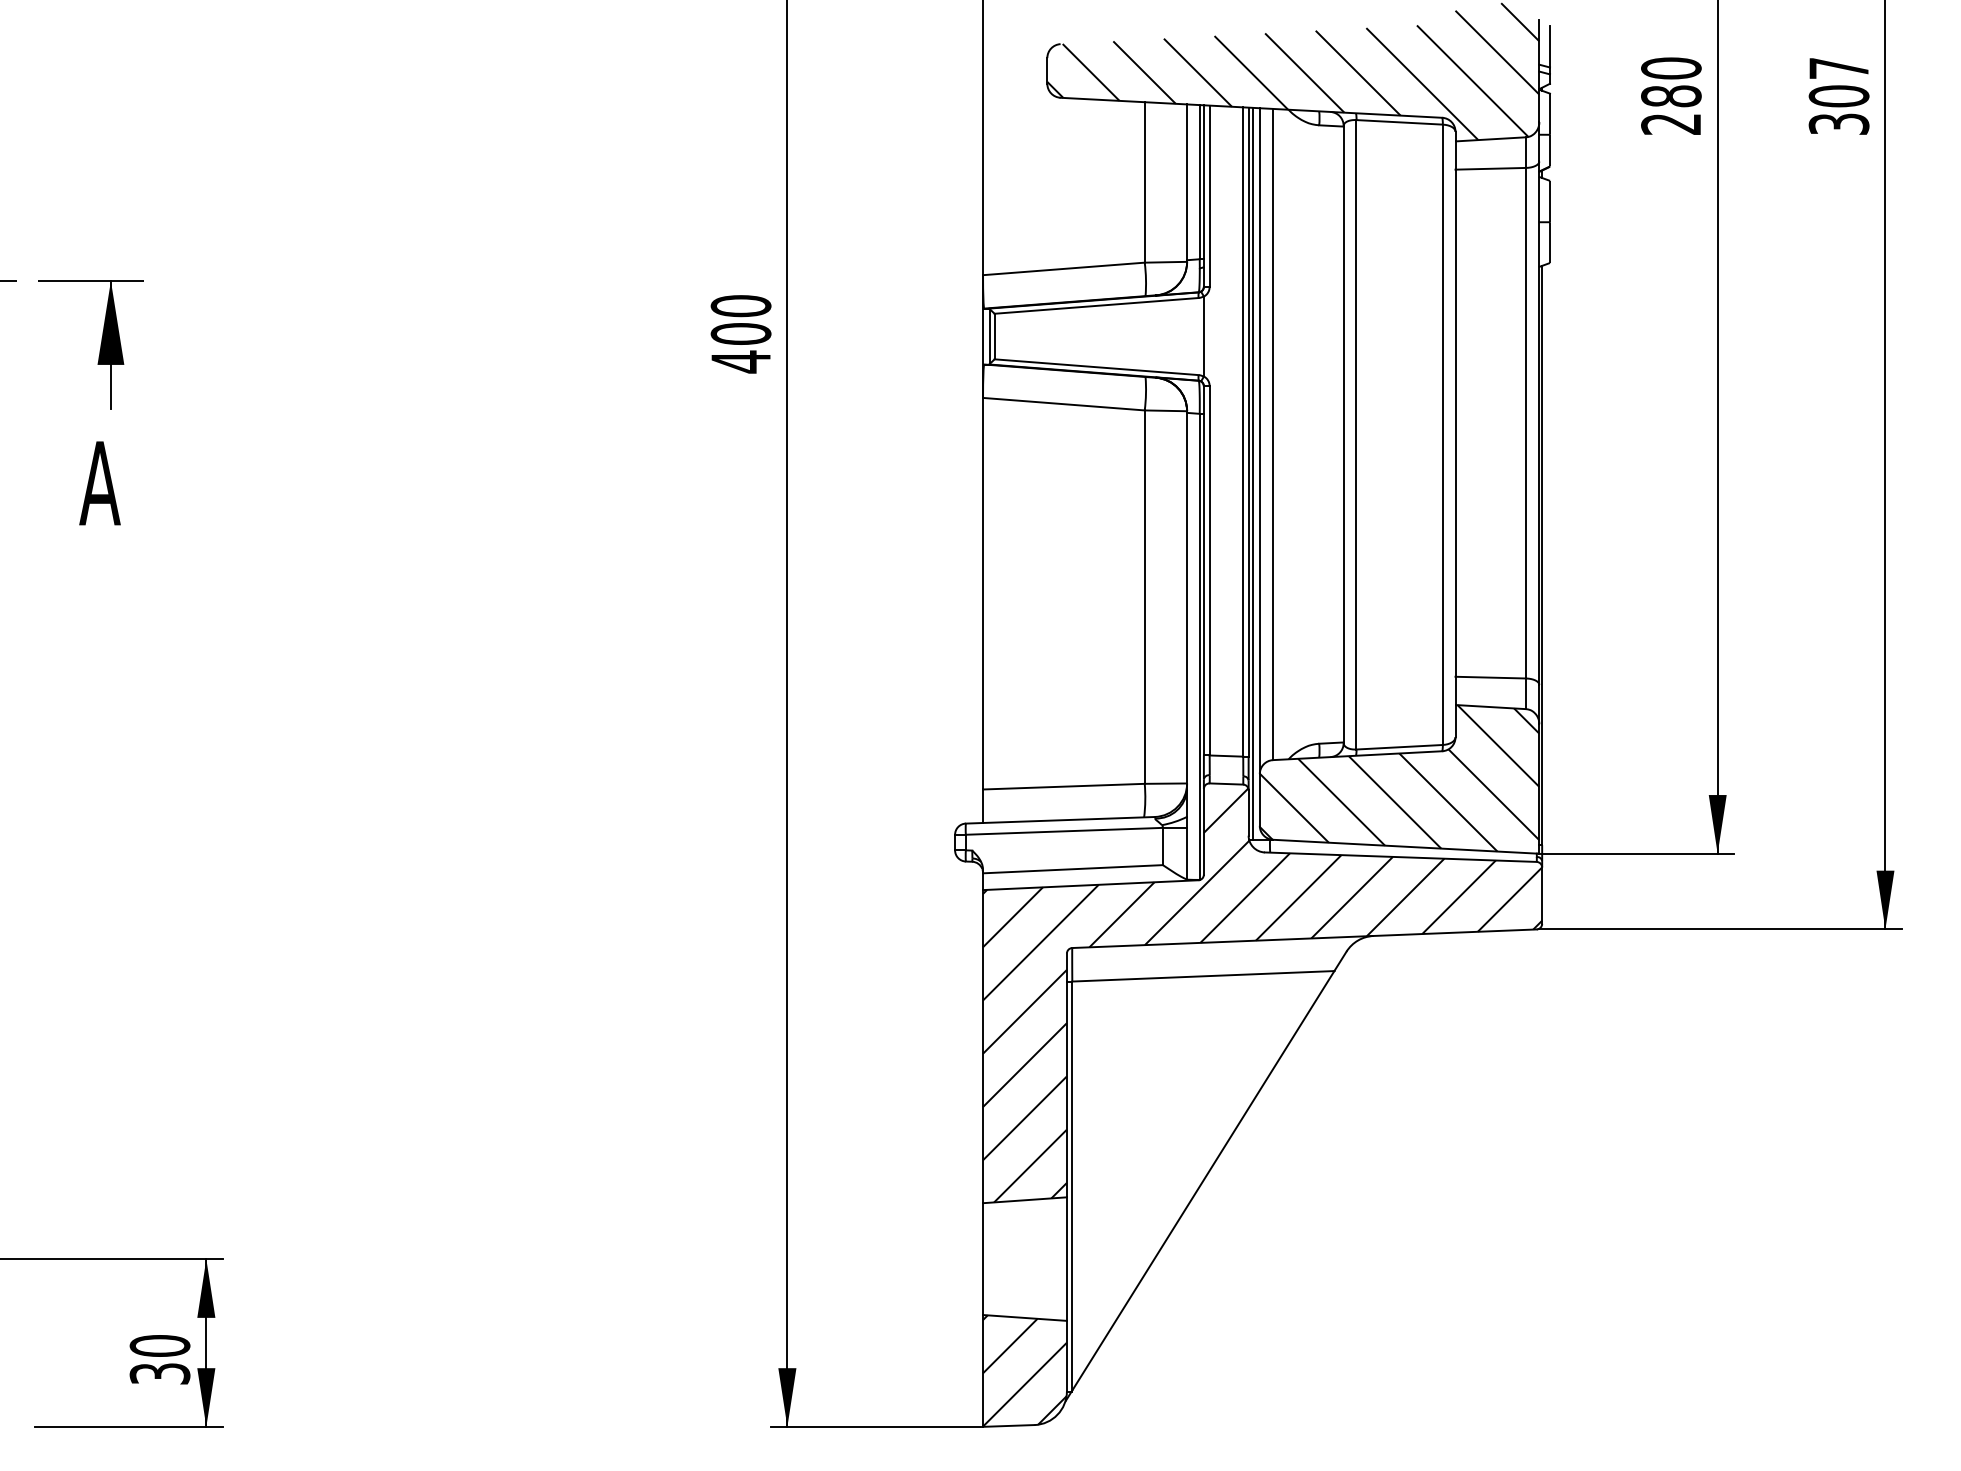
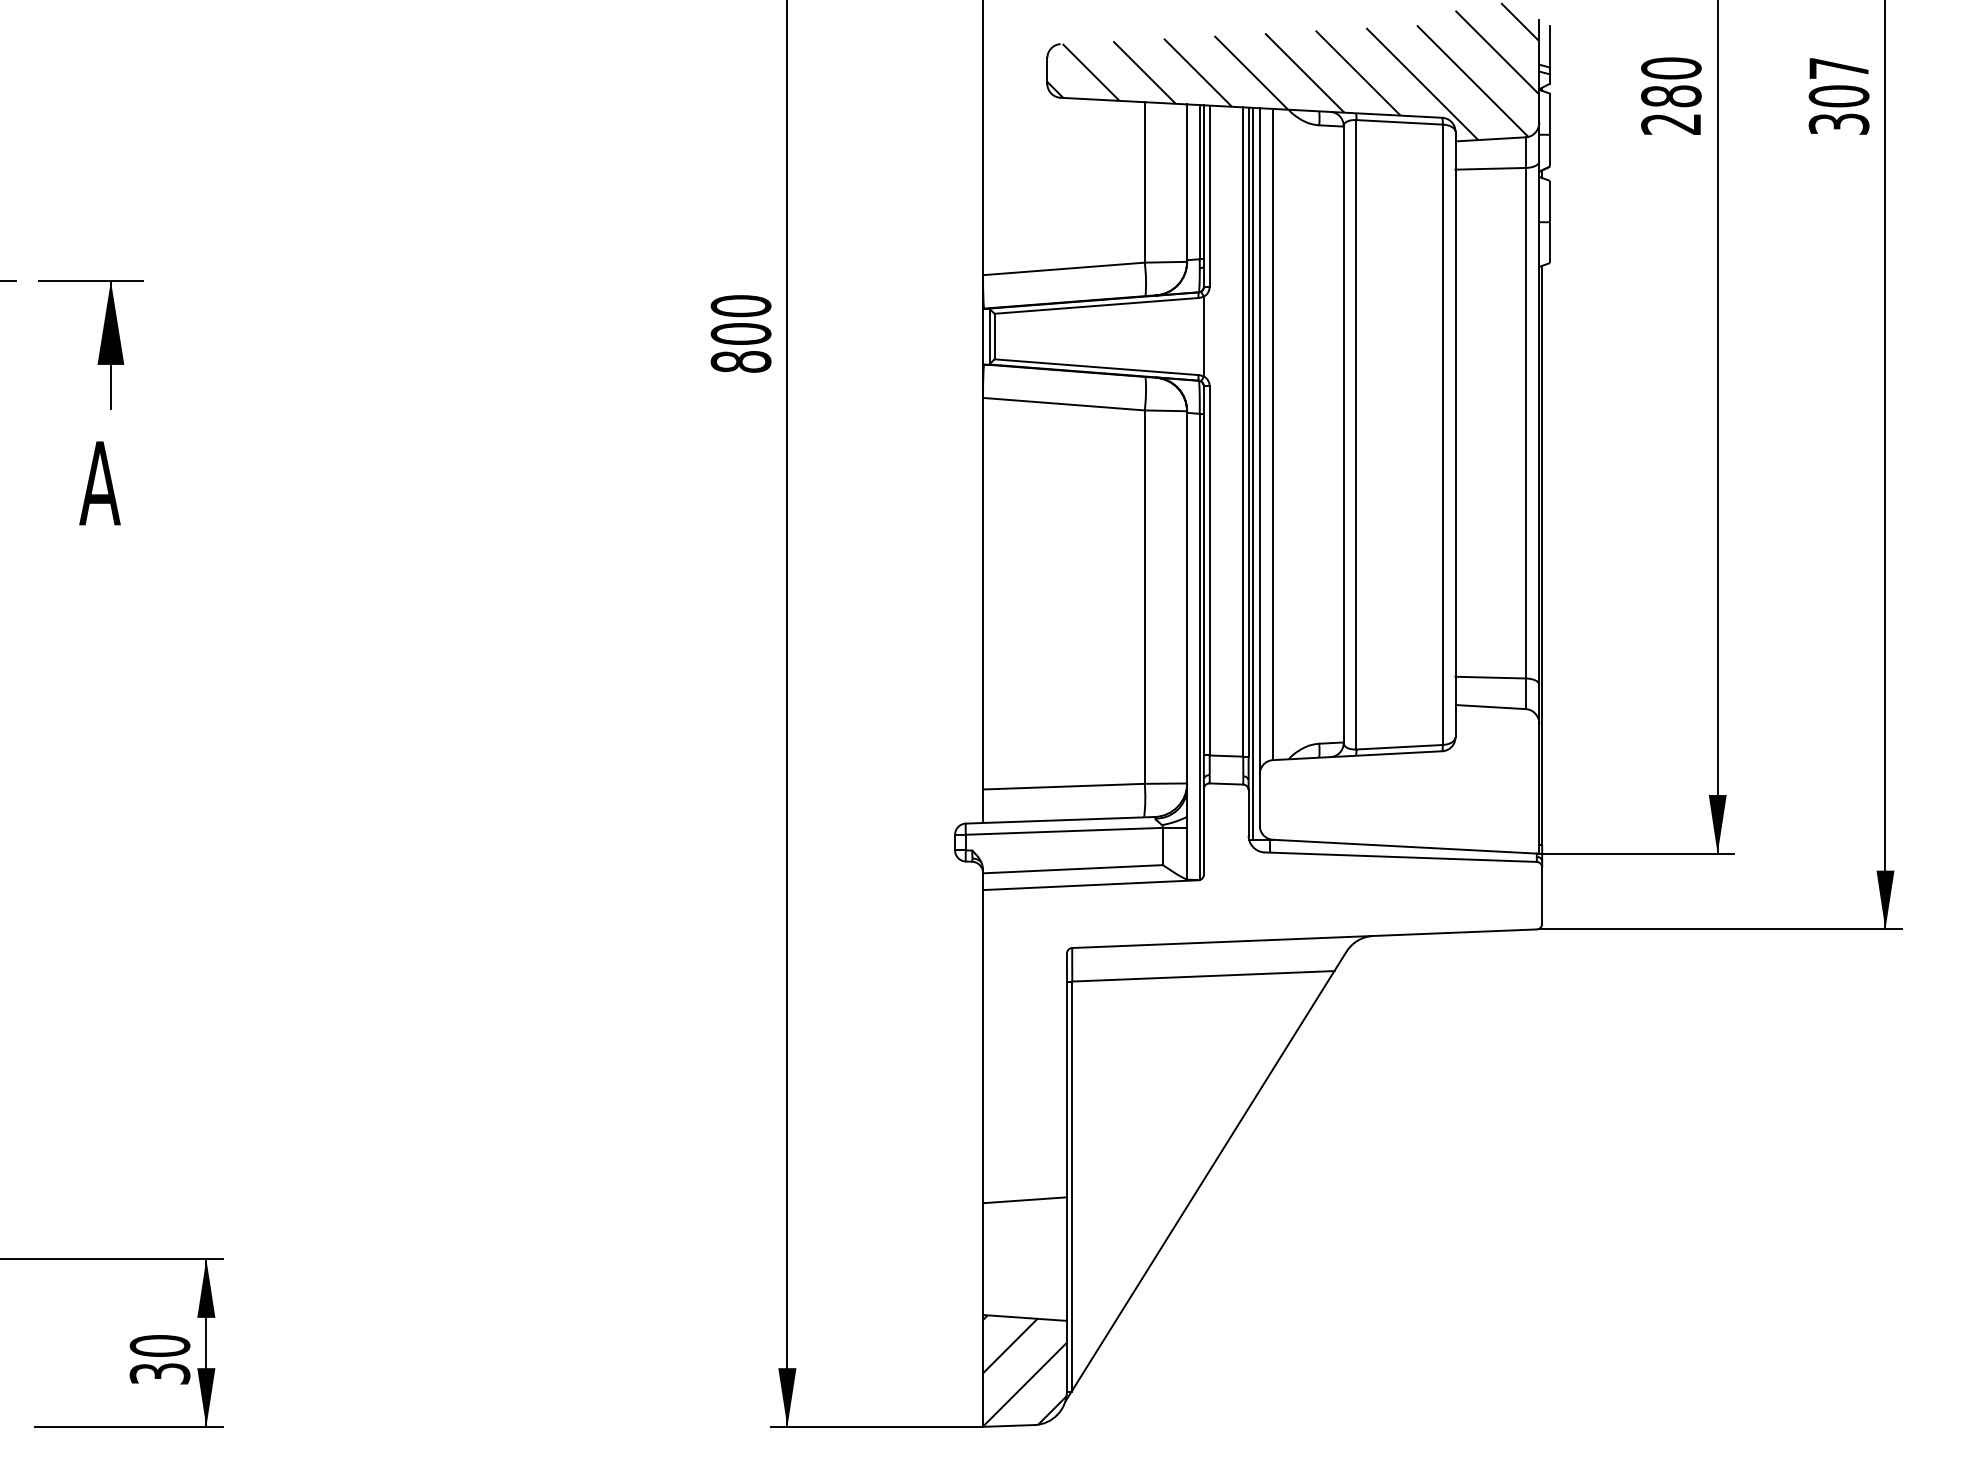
text: 400 -> 800 (740, 361)
hatch: present -> none (1399, 778)
hatch: present -> none (1262, 995)
